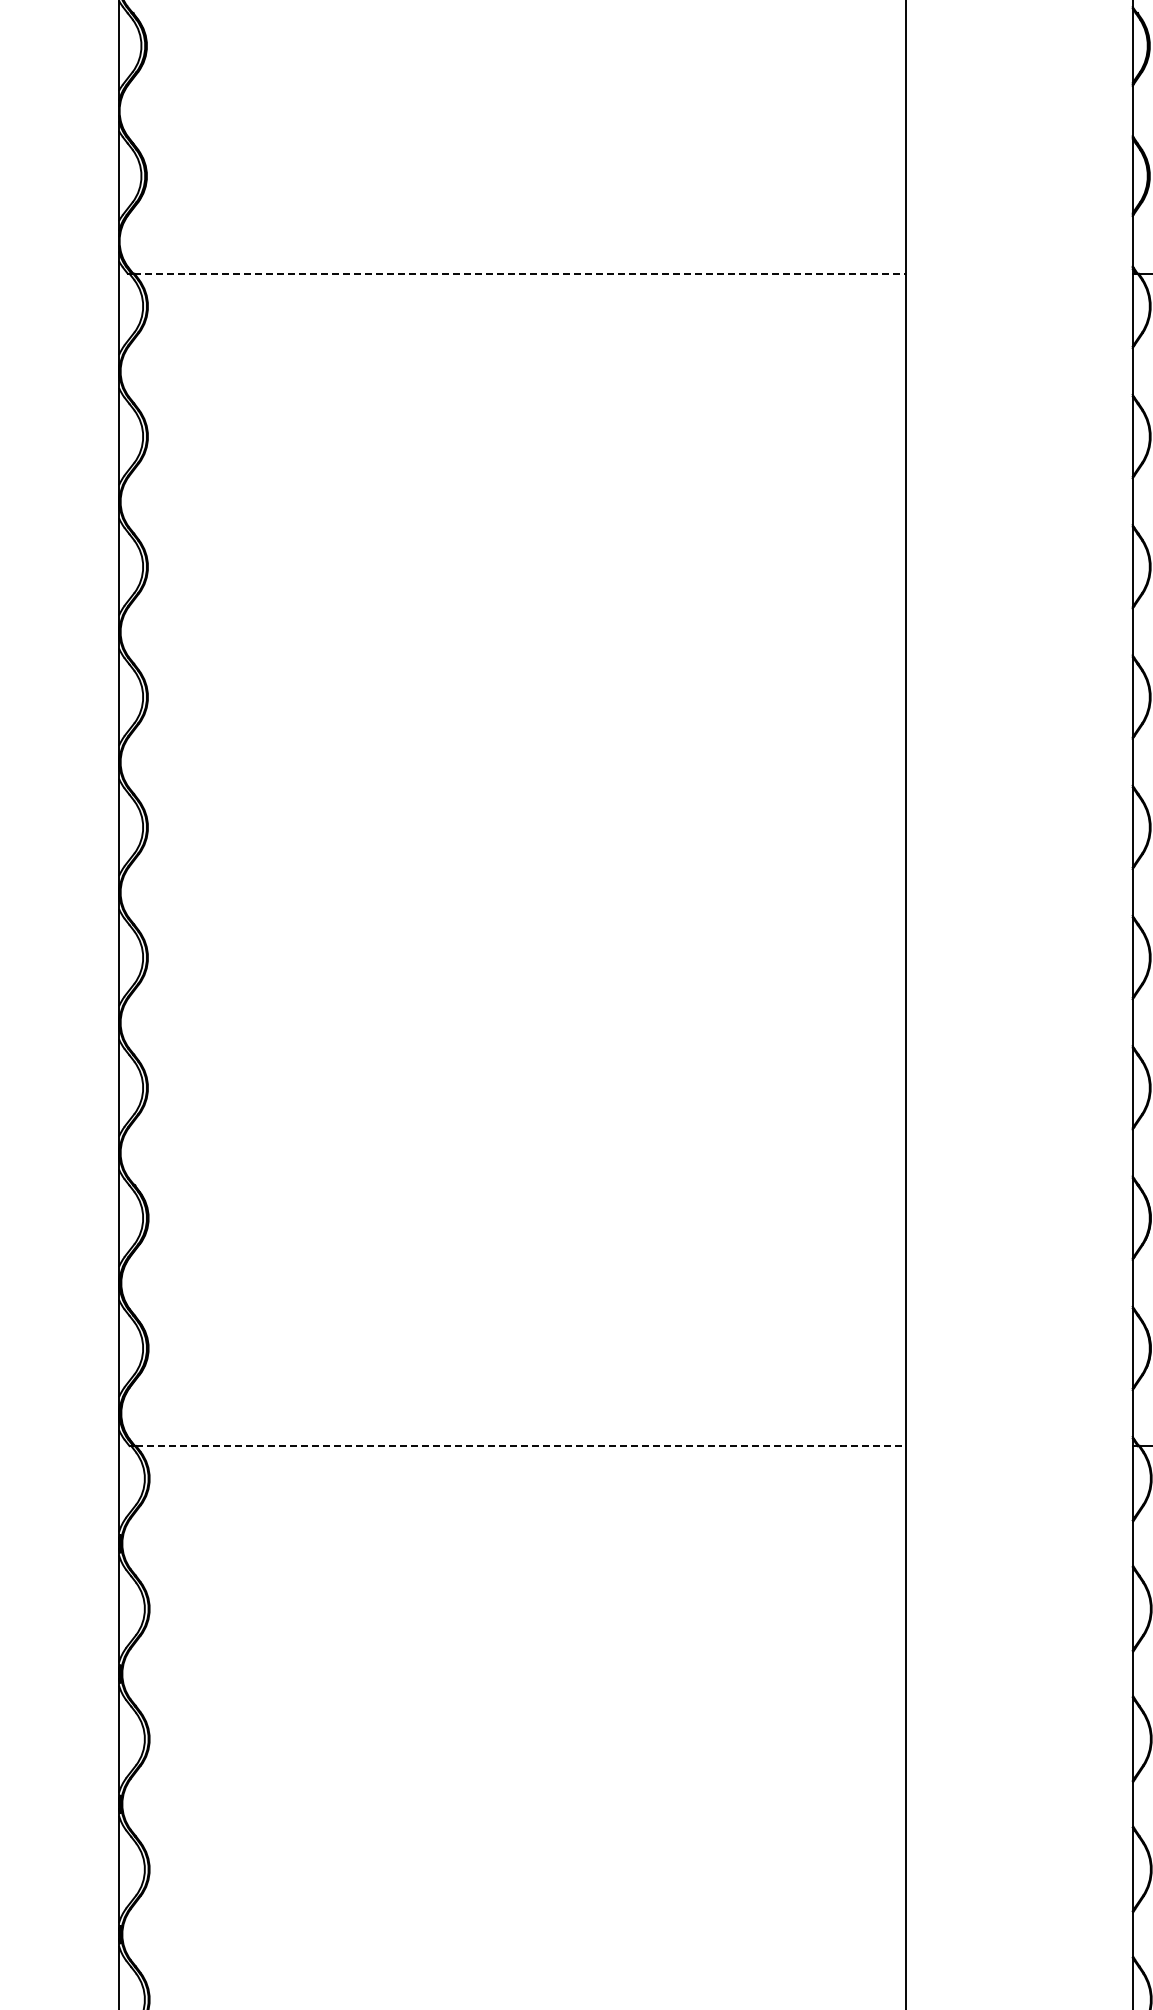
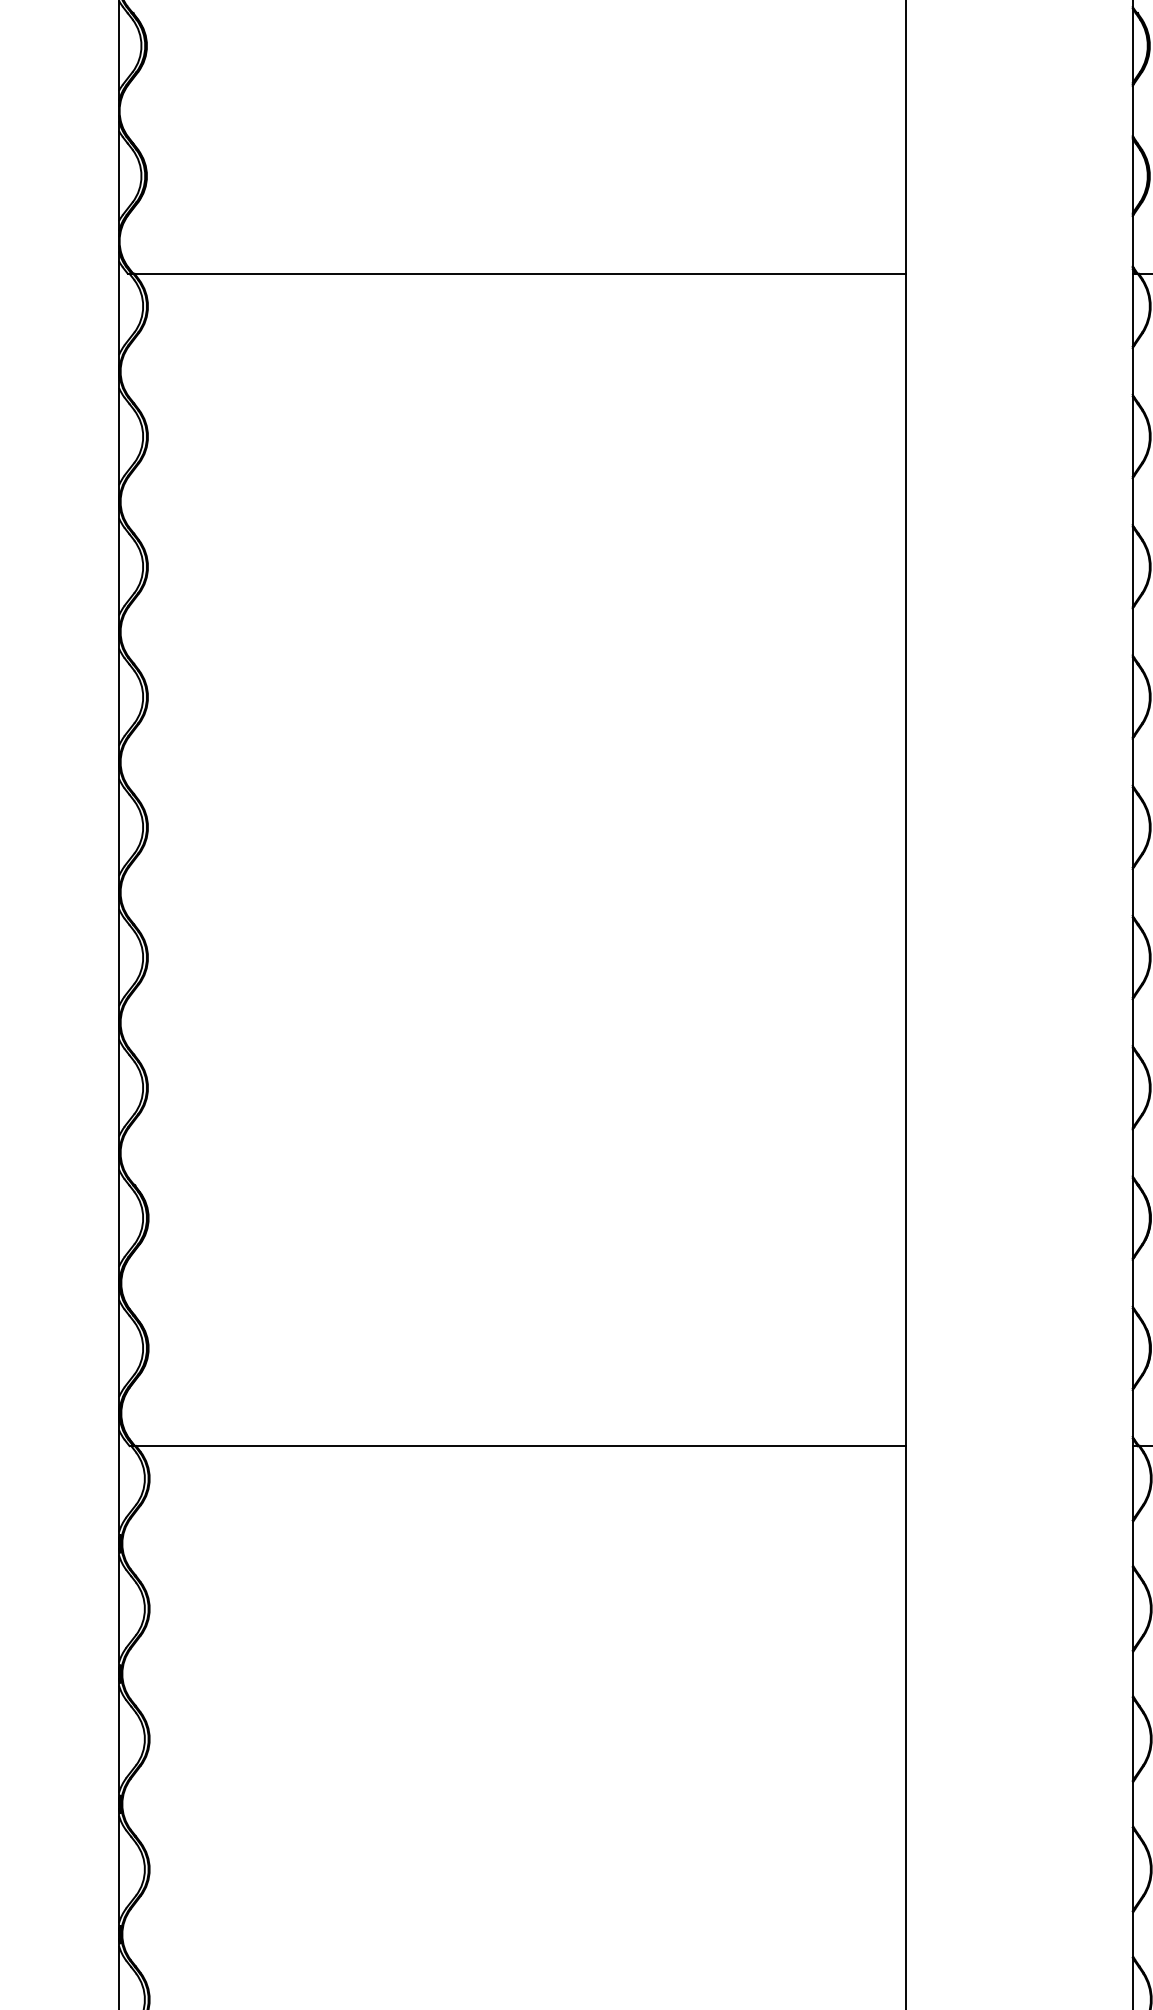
line: dashed -> solid (520, 273)
line: dashed -> solid (521, 1446)
